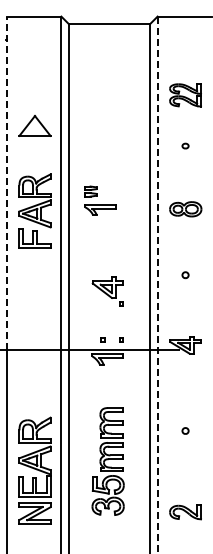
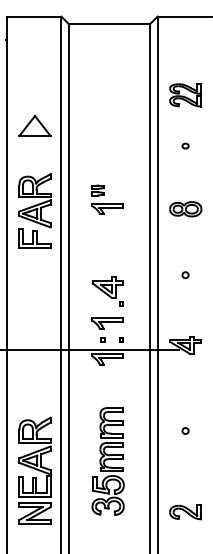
line: dashed -> solid (7, 183)
part position: (100, 200) -> (107, 199) (107, 199)
line: dashed -> solid (157, 285)
part: none -> present (107, 323)
